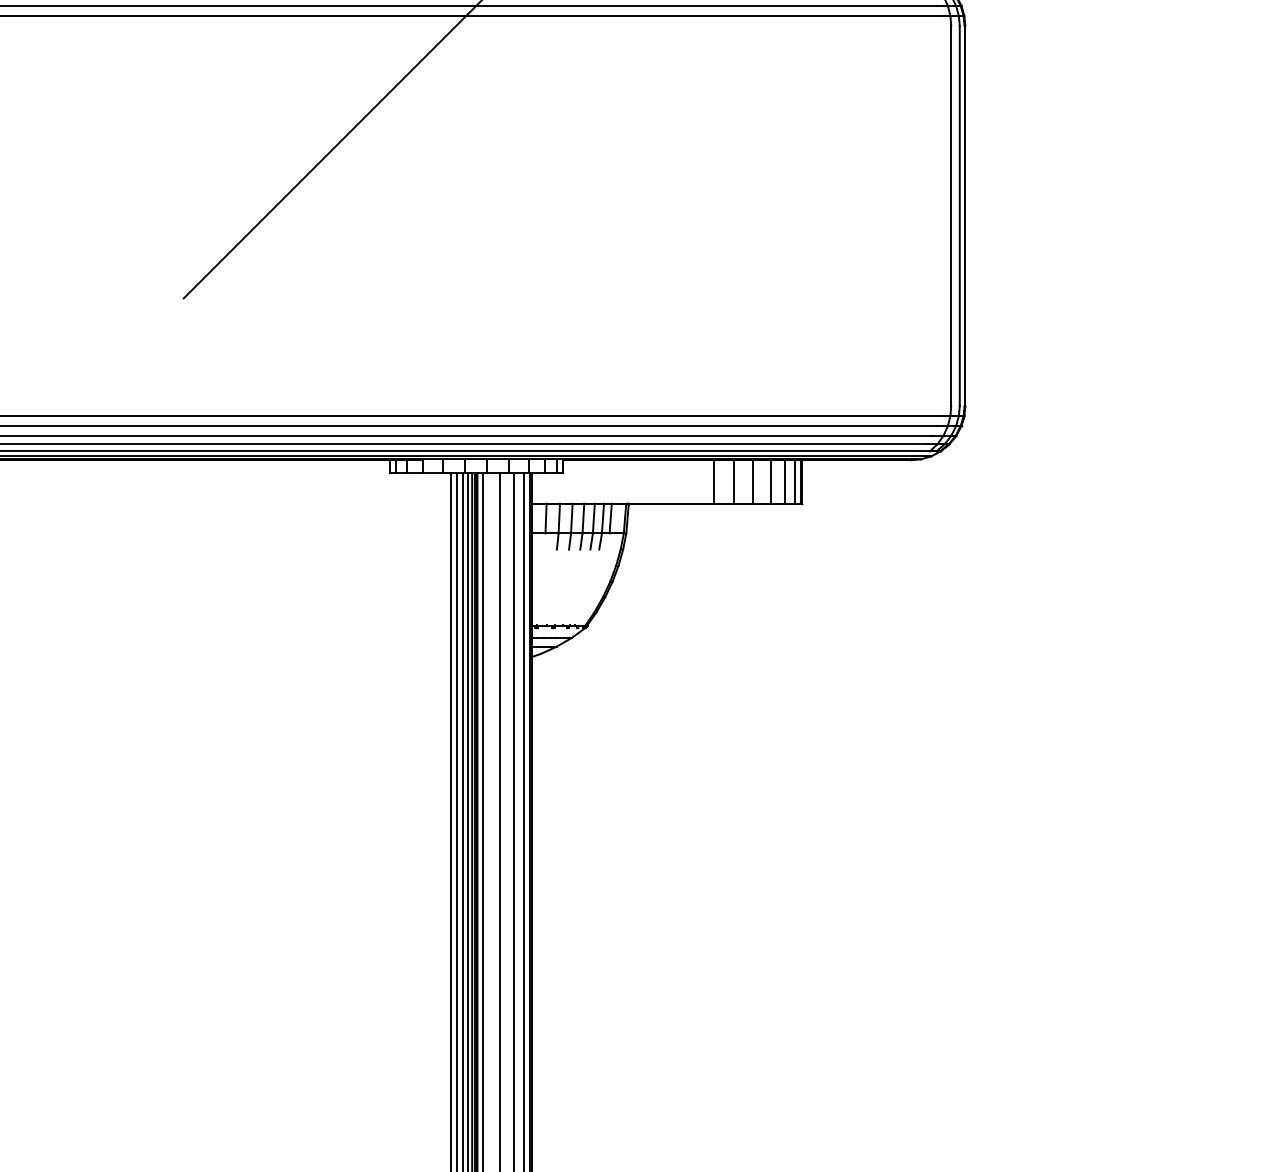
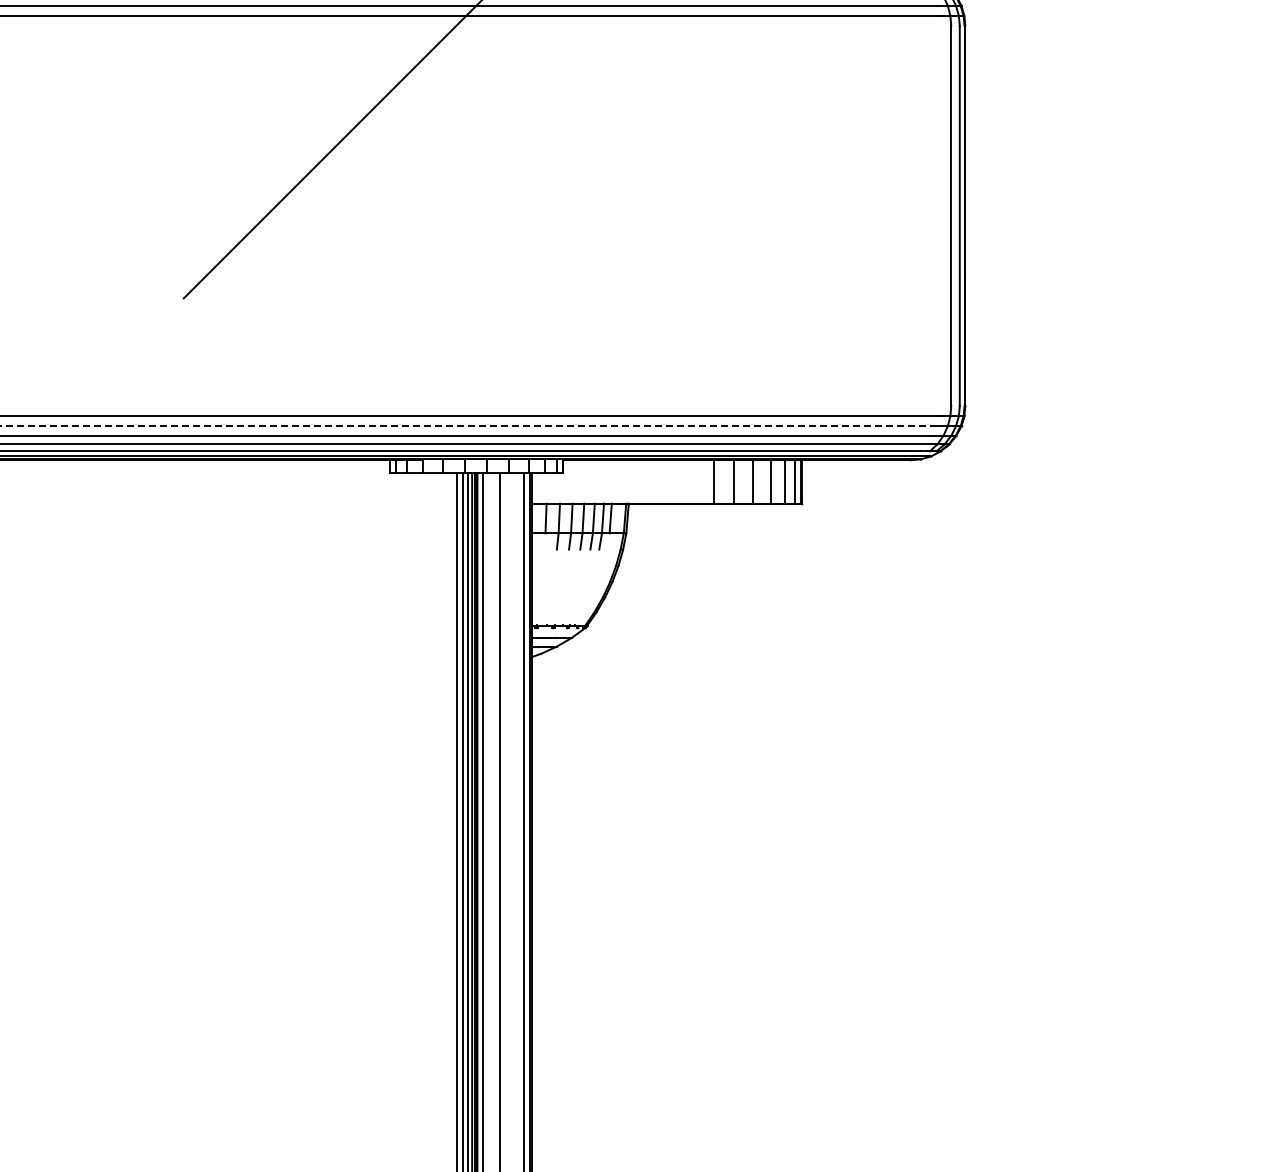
line: solid -> dashed (468, 425)
line: present -> none (450, 820)
line: present -> none (514, 820)
